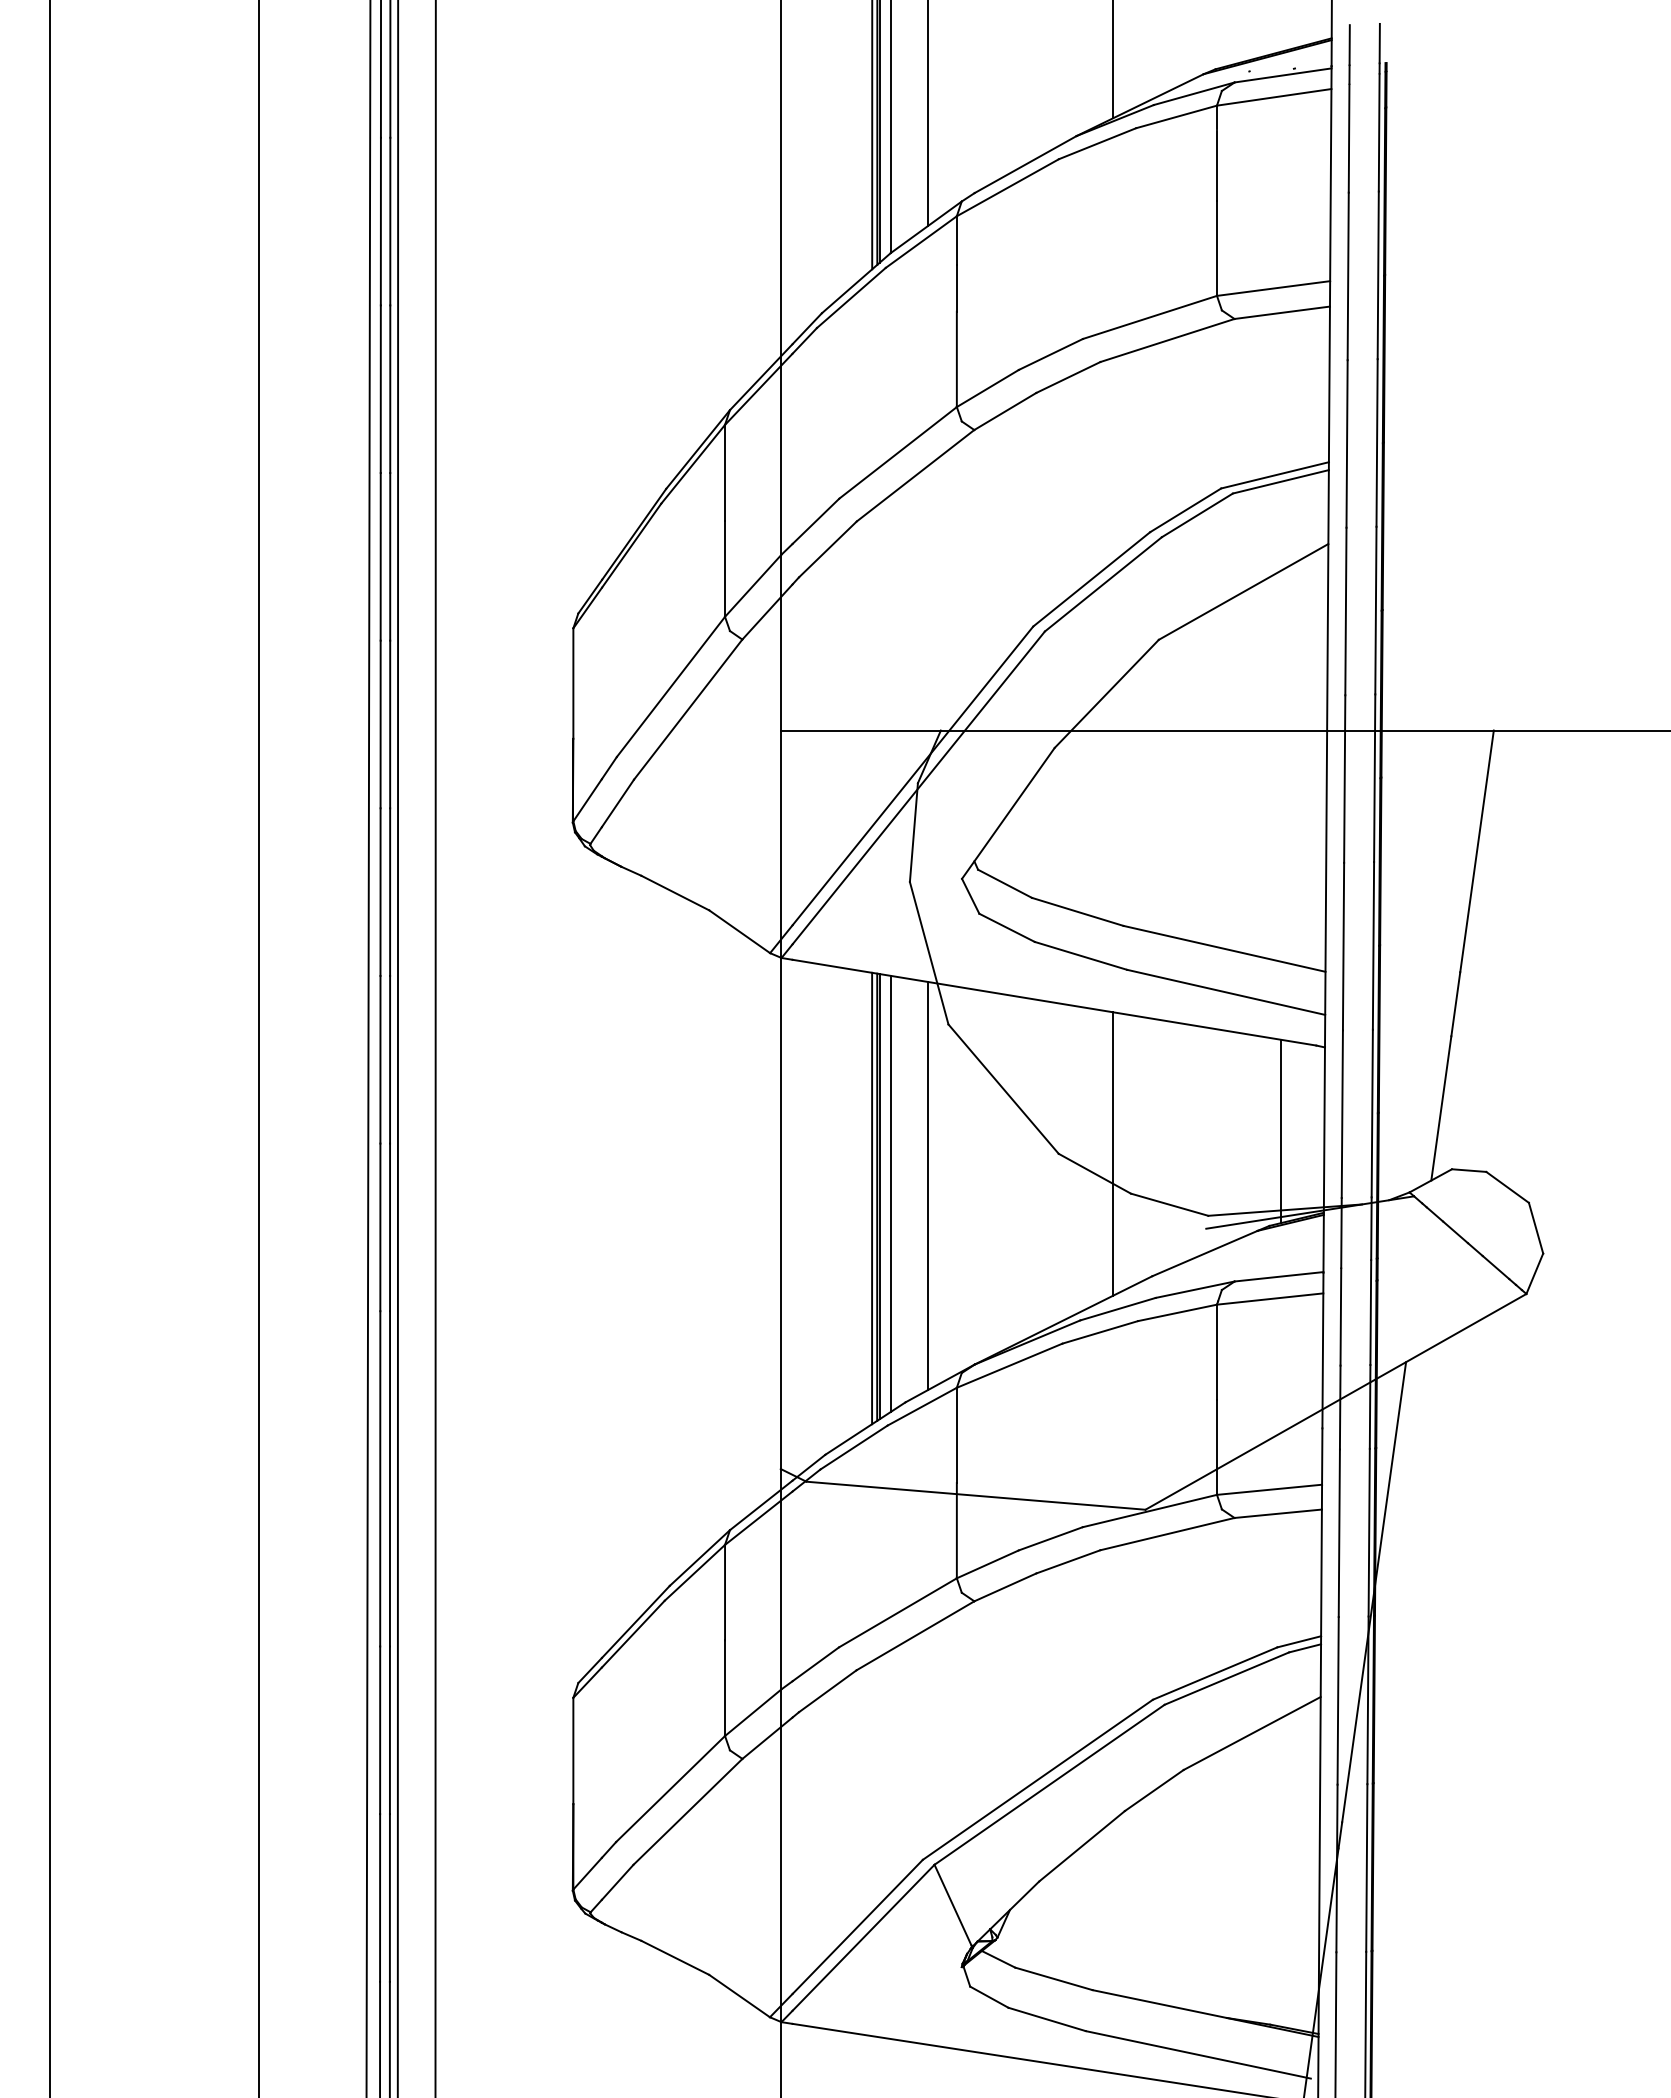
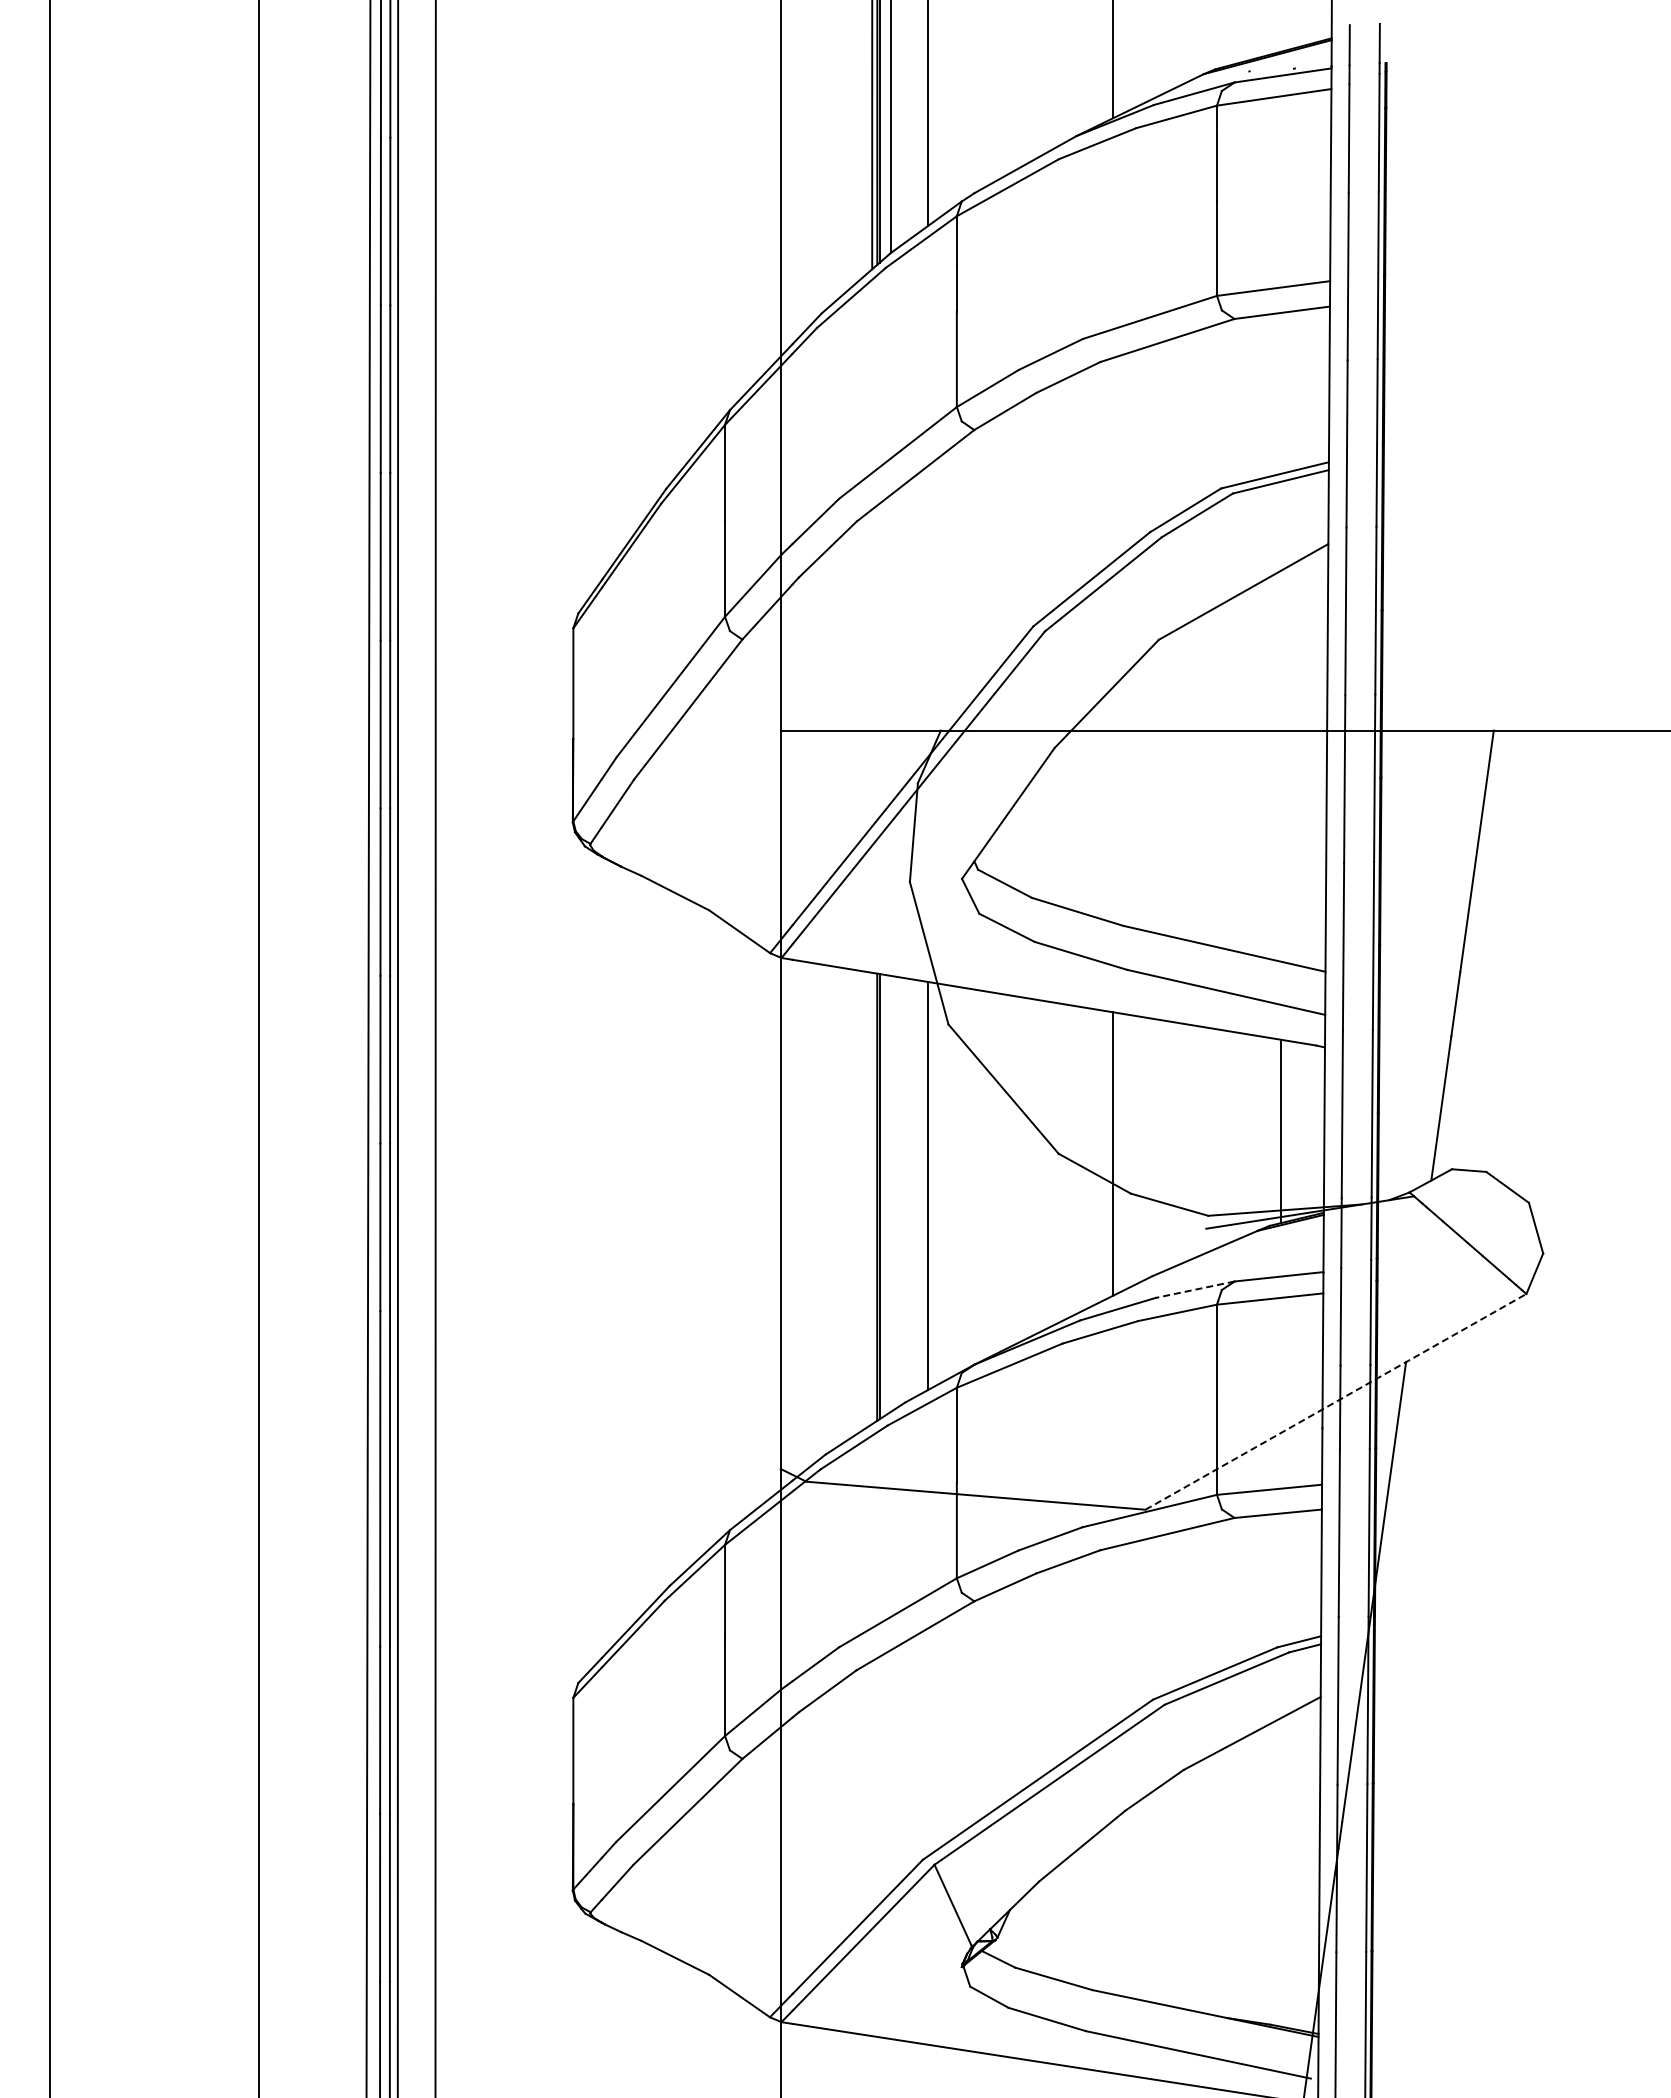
line: present -> none (890, 1193)
line: present -> none (872, 1198)
line: solid -> dashed (1194, 1289)
line: solid -> dashed (1335, 1401)
